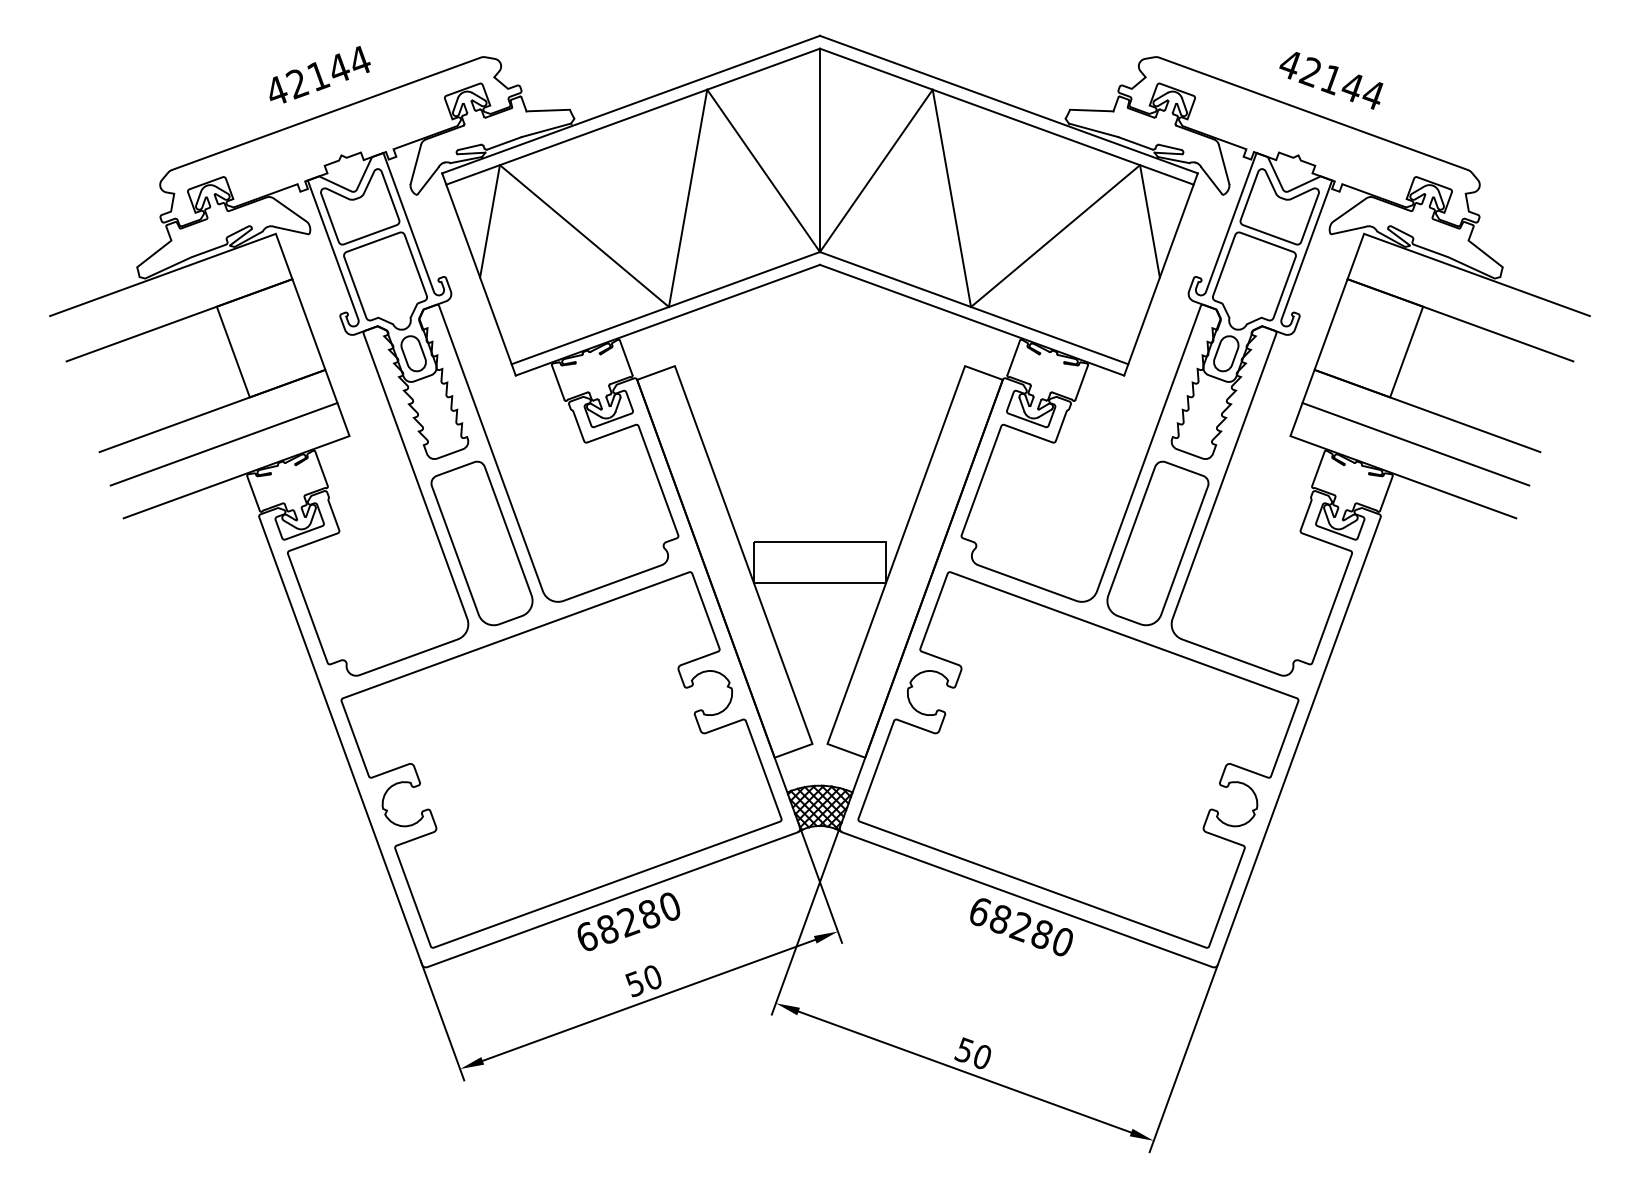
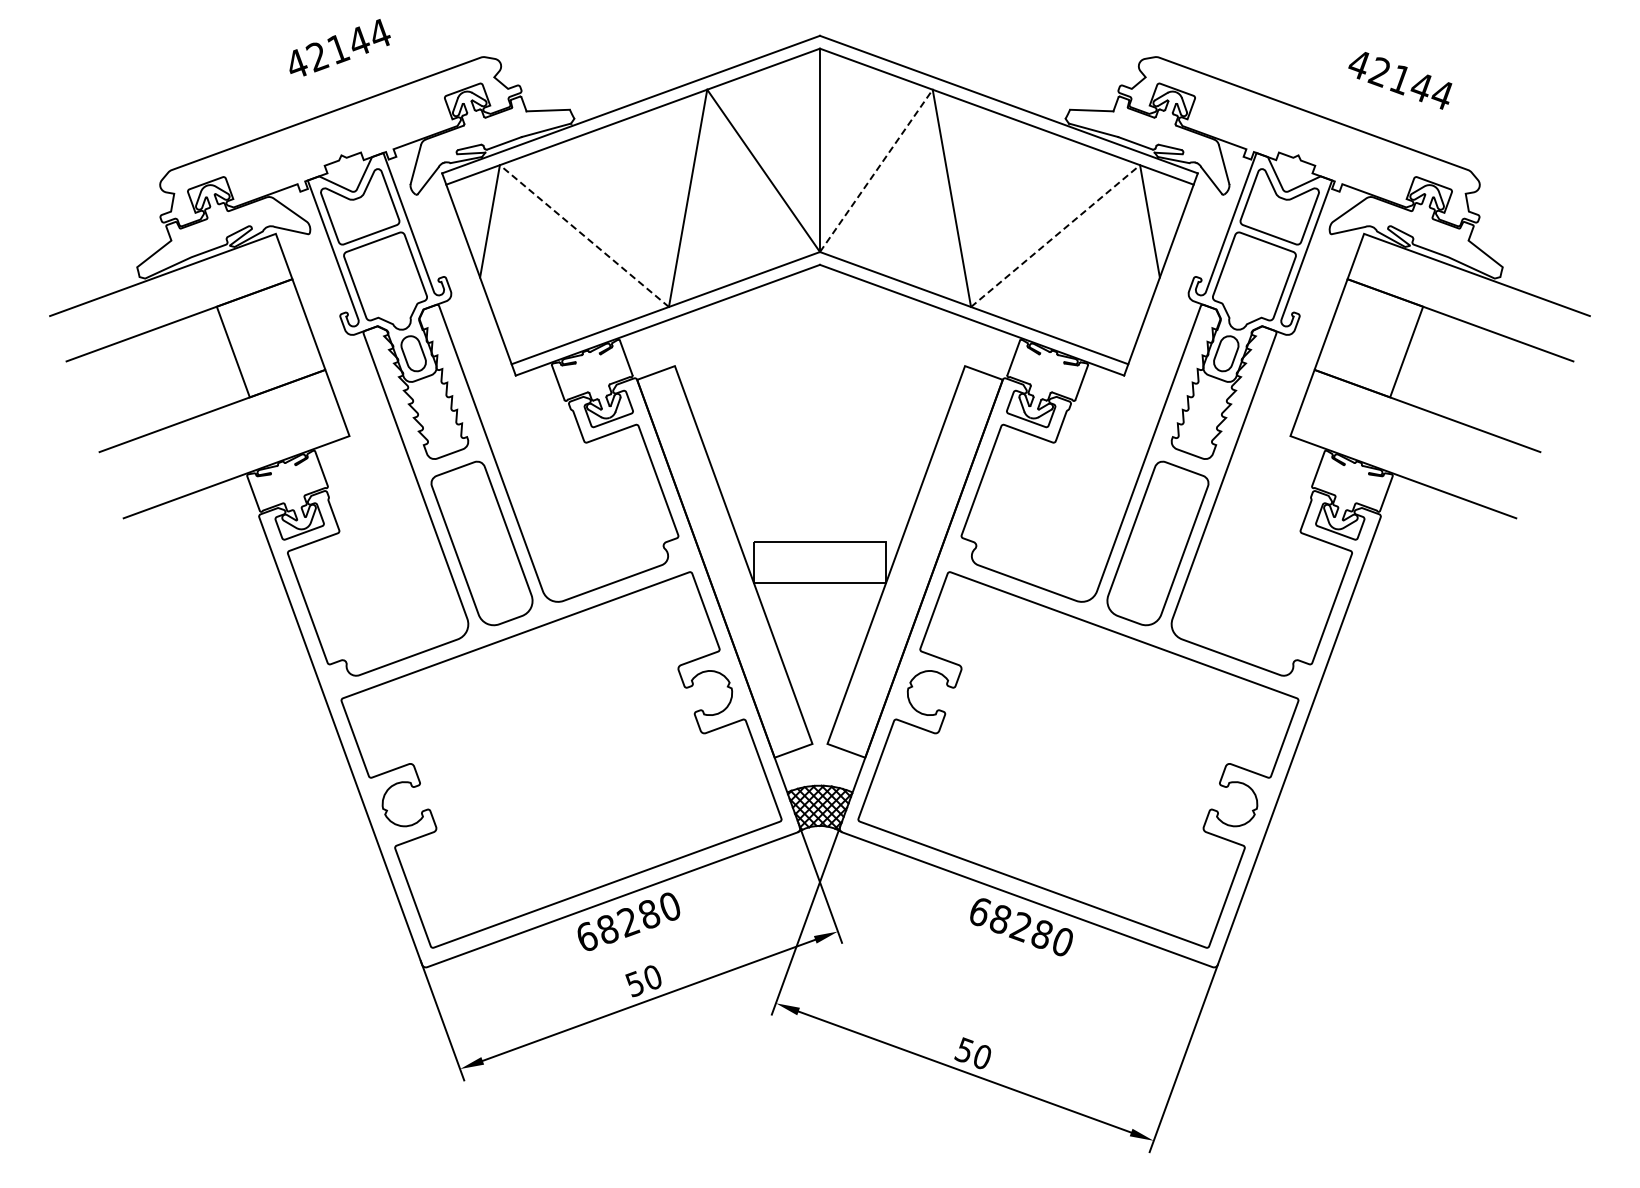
text position: (319, 74) -> (339, 47) (339, 47)
text position: (1331, 80) -> (1400, 80) (1400, 80)
line: solid -> dashed (876, 170)
line: solid -> dashed (584, 235)
line: solid -> dashed (1055, 235)
line: present -> none (223, 444)
line: present -> none (1415, 444)
